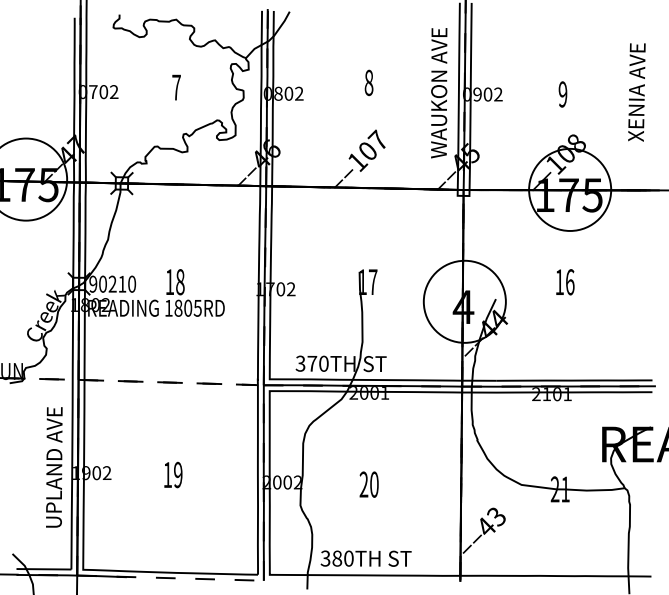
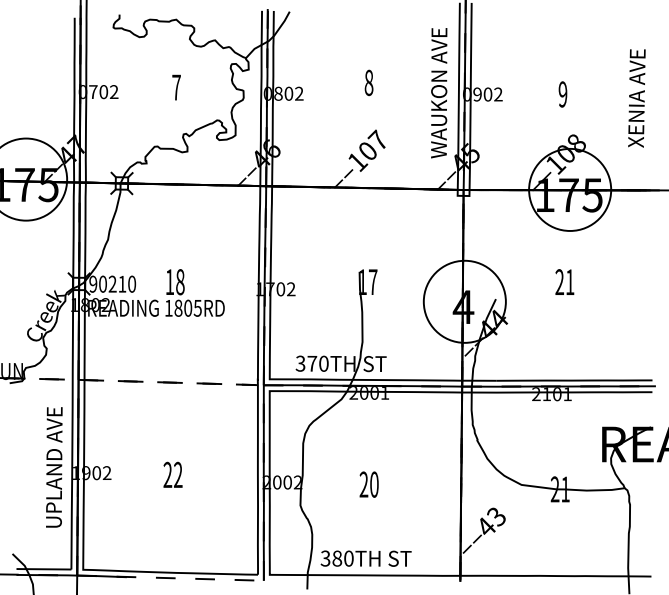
text position: (636, 92) -> (636, 98) (636, 98)
text: 16 -> 21 (564, 282)
text: 19 -> 22 (172, 474)
